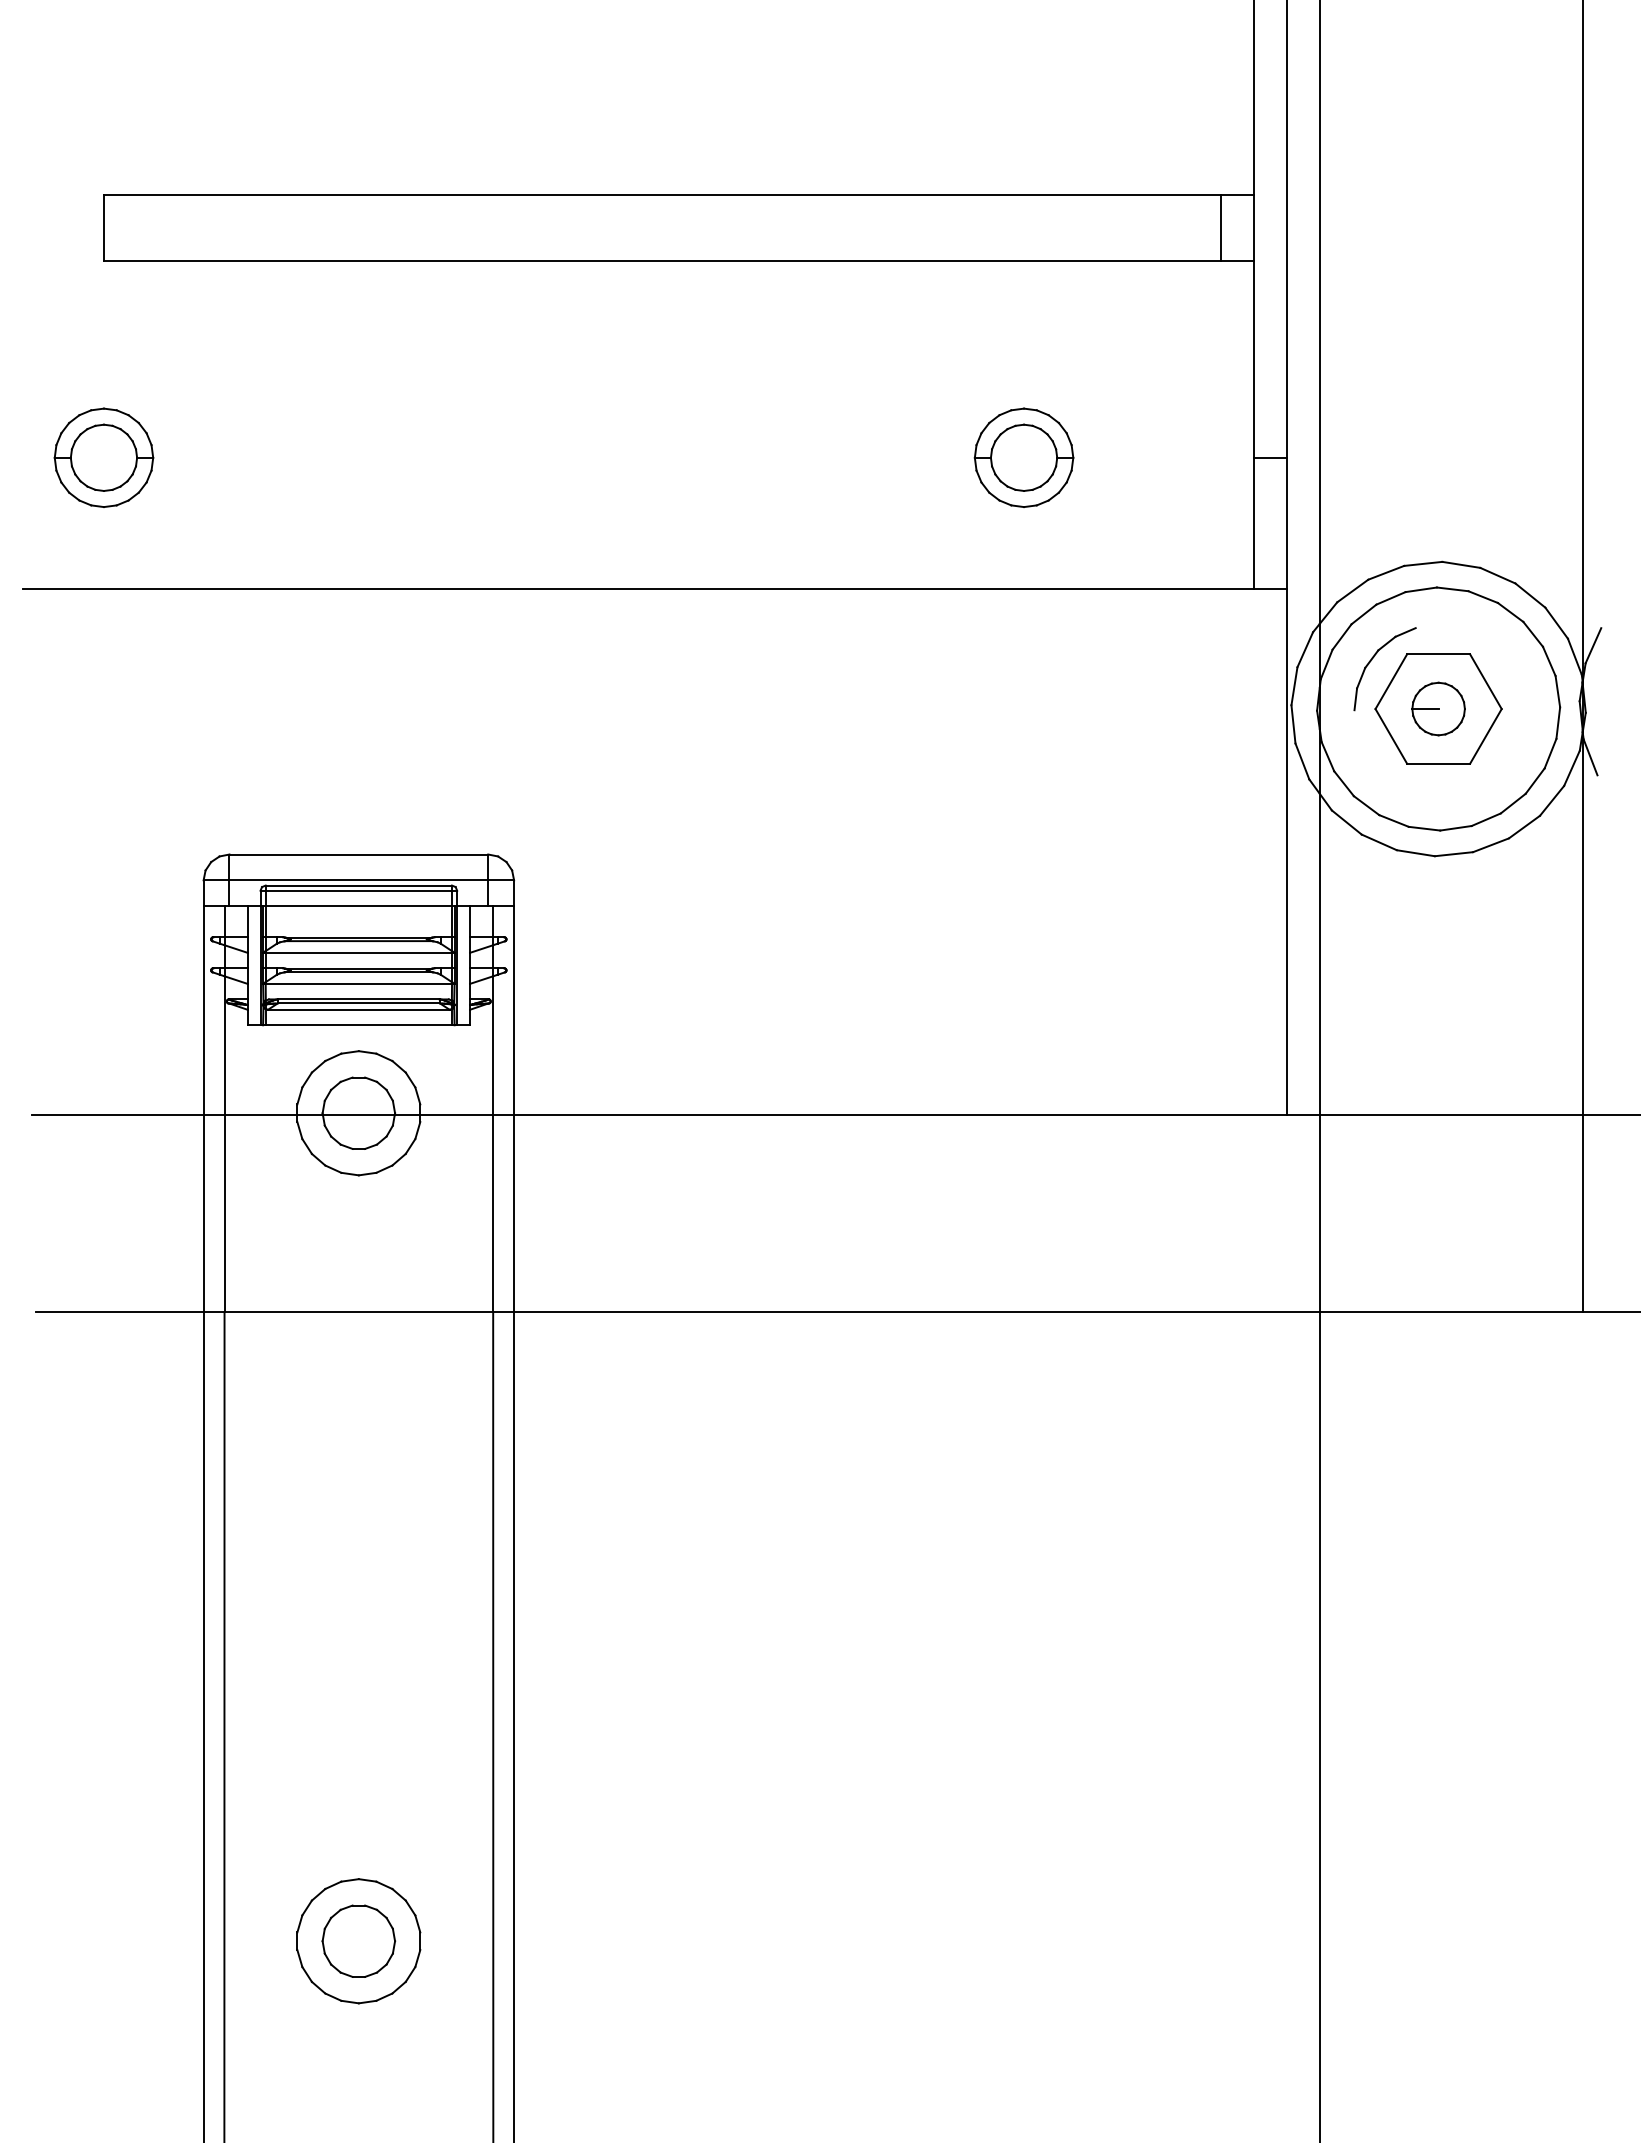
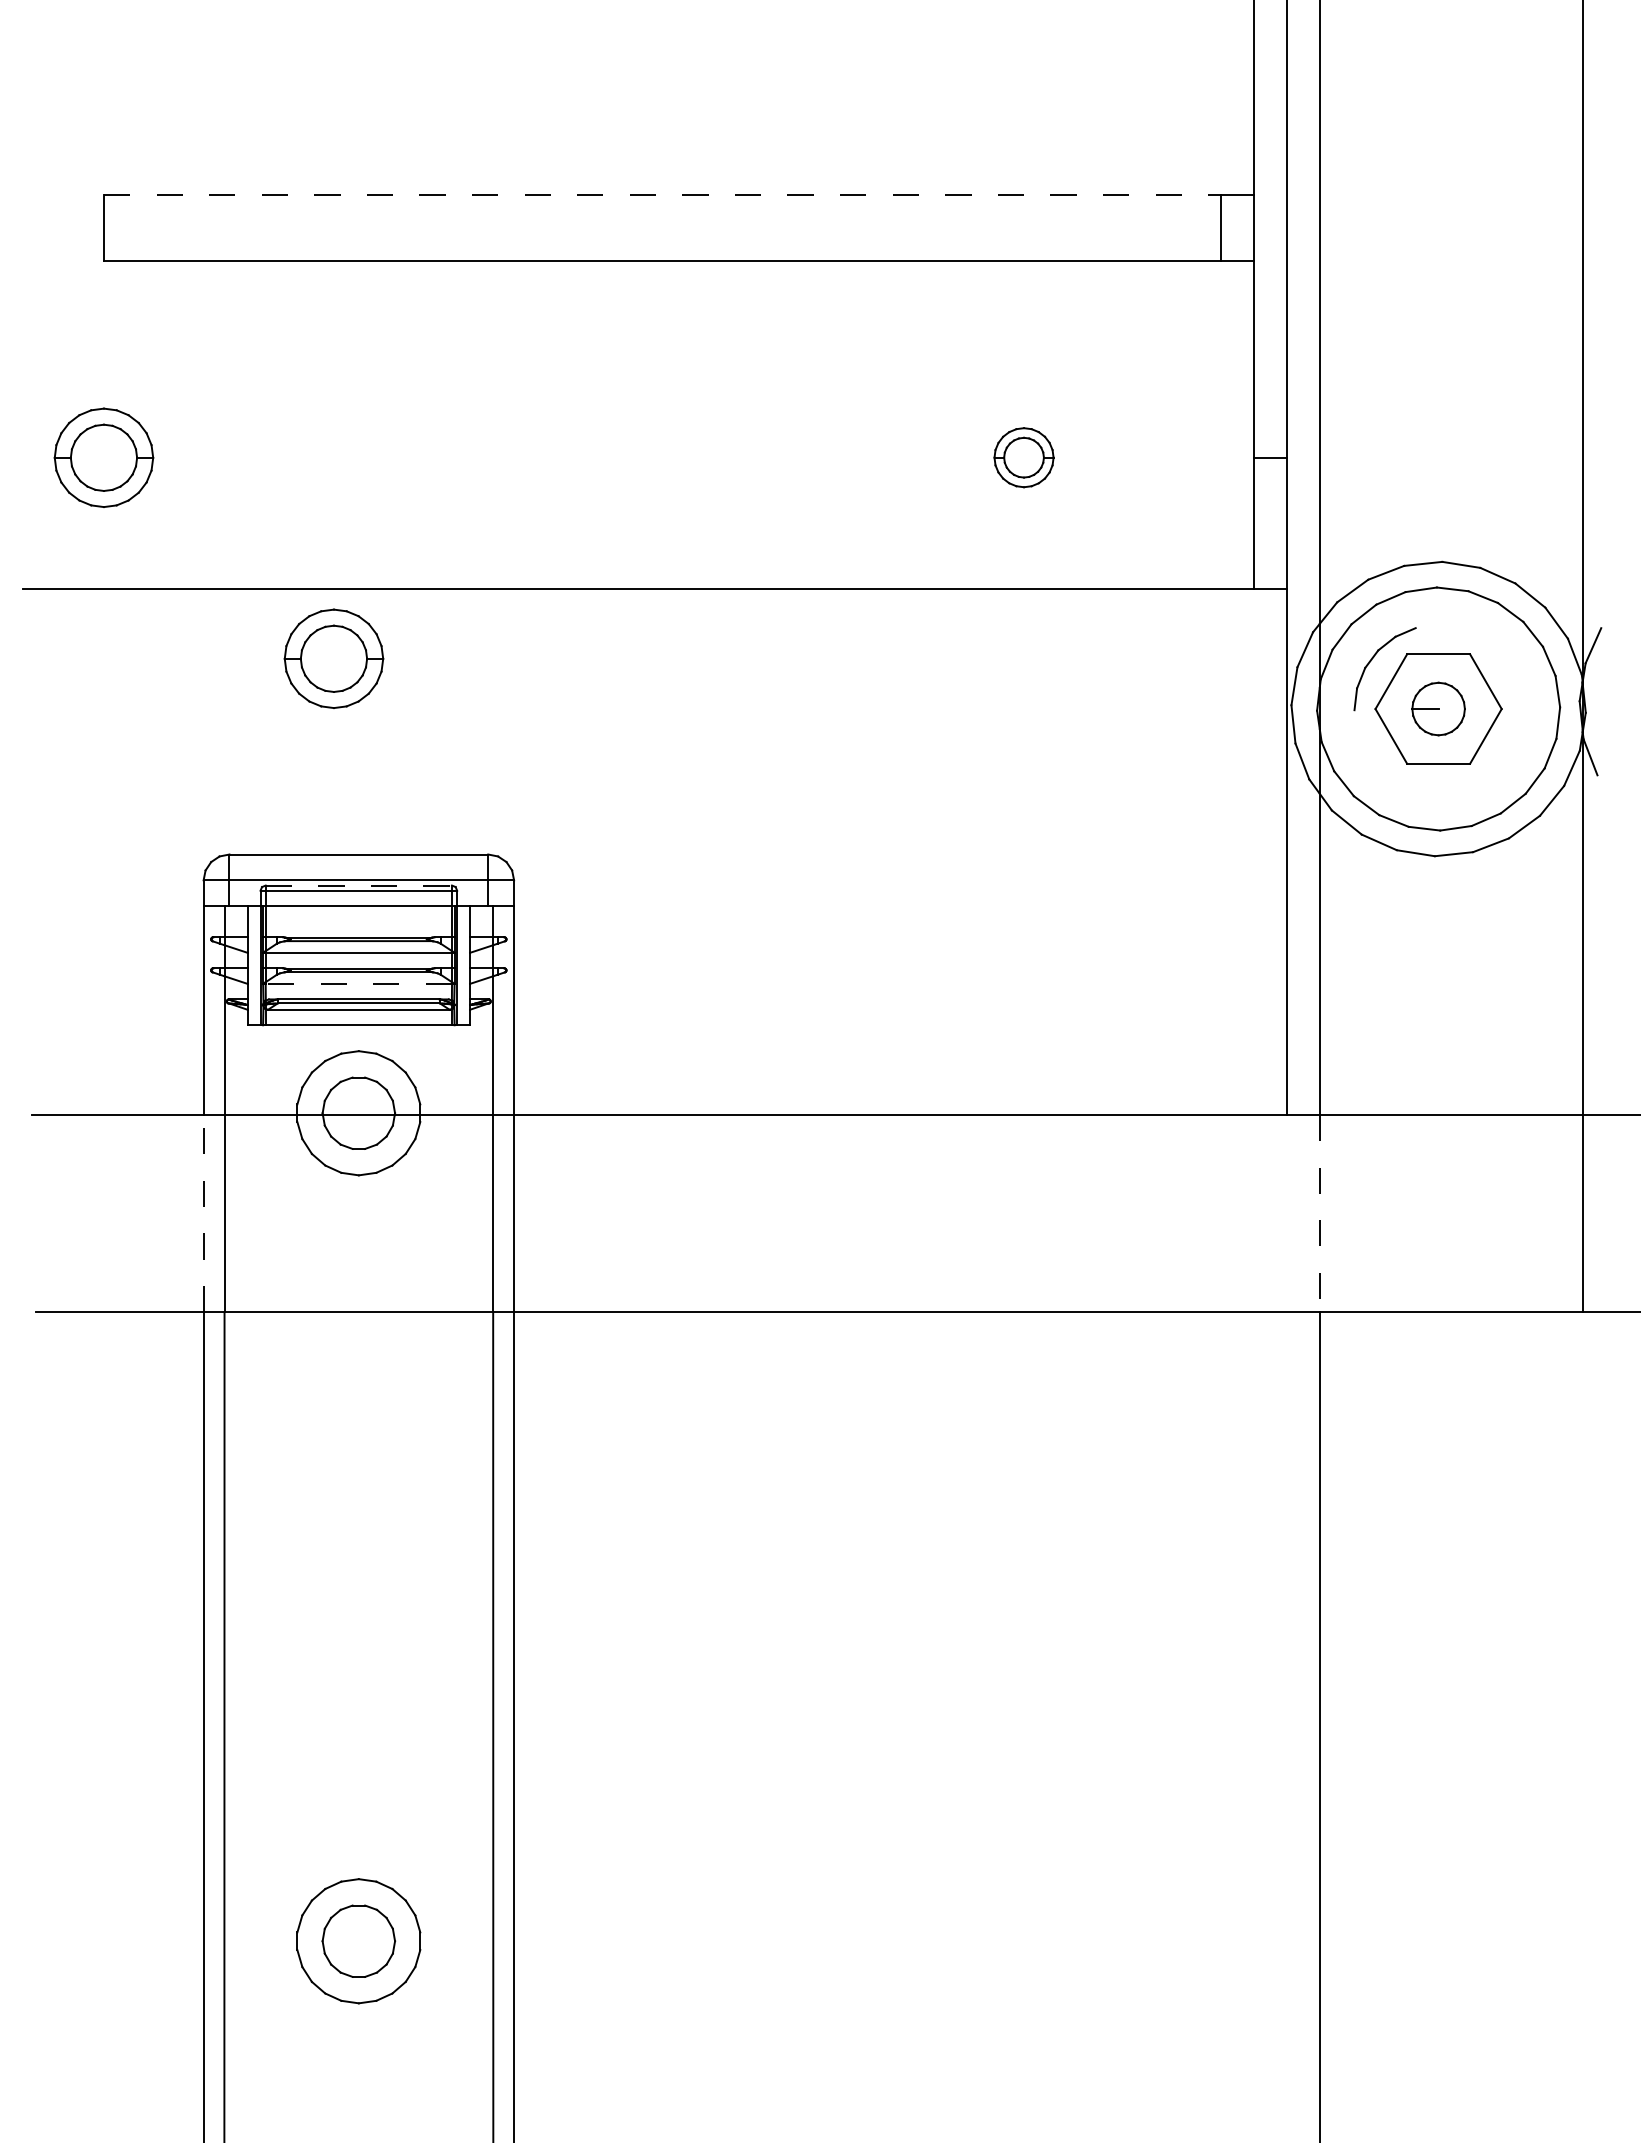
line: solid -> dashed (662, 194)
part size: 102x101 px -> 62x62 px (1023, 457)
part: none -> present (333, 658)
line: solid -> dashed (359, 885)
line: solid -> dashed (358, 983)
line: solid -> dashed (203, 1213)
line: solid -> dashed (1319, 1213)
